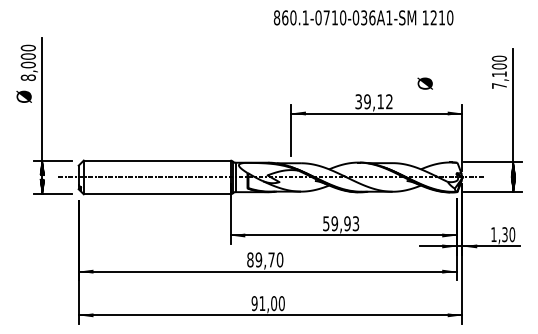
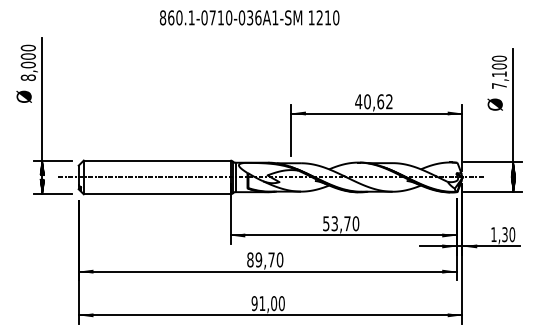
text position: (363, 17) -> (249, 17) (249, 17)
text position: (424, 83) -> (494, 104) (494, 104)
text: 39,12 -> 40,62 (369, 101)
text: 59,93 -> 53,70 (345, 223)
